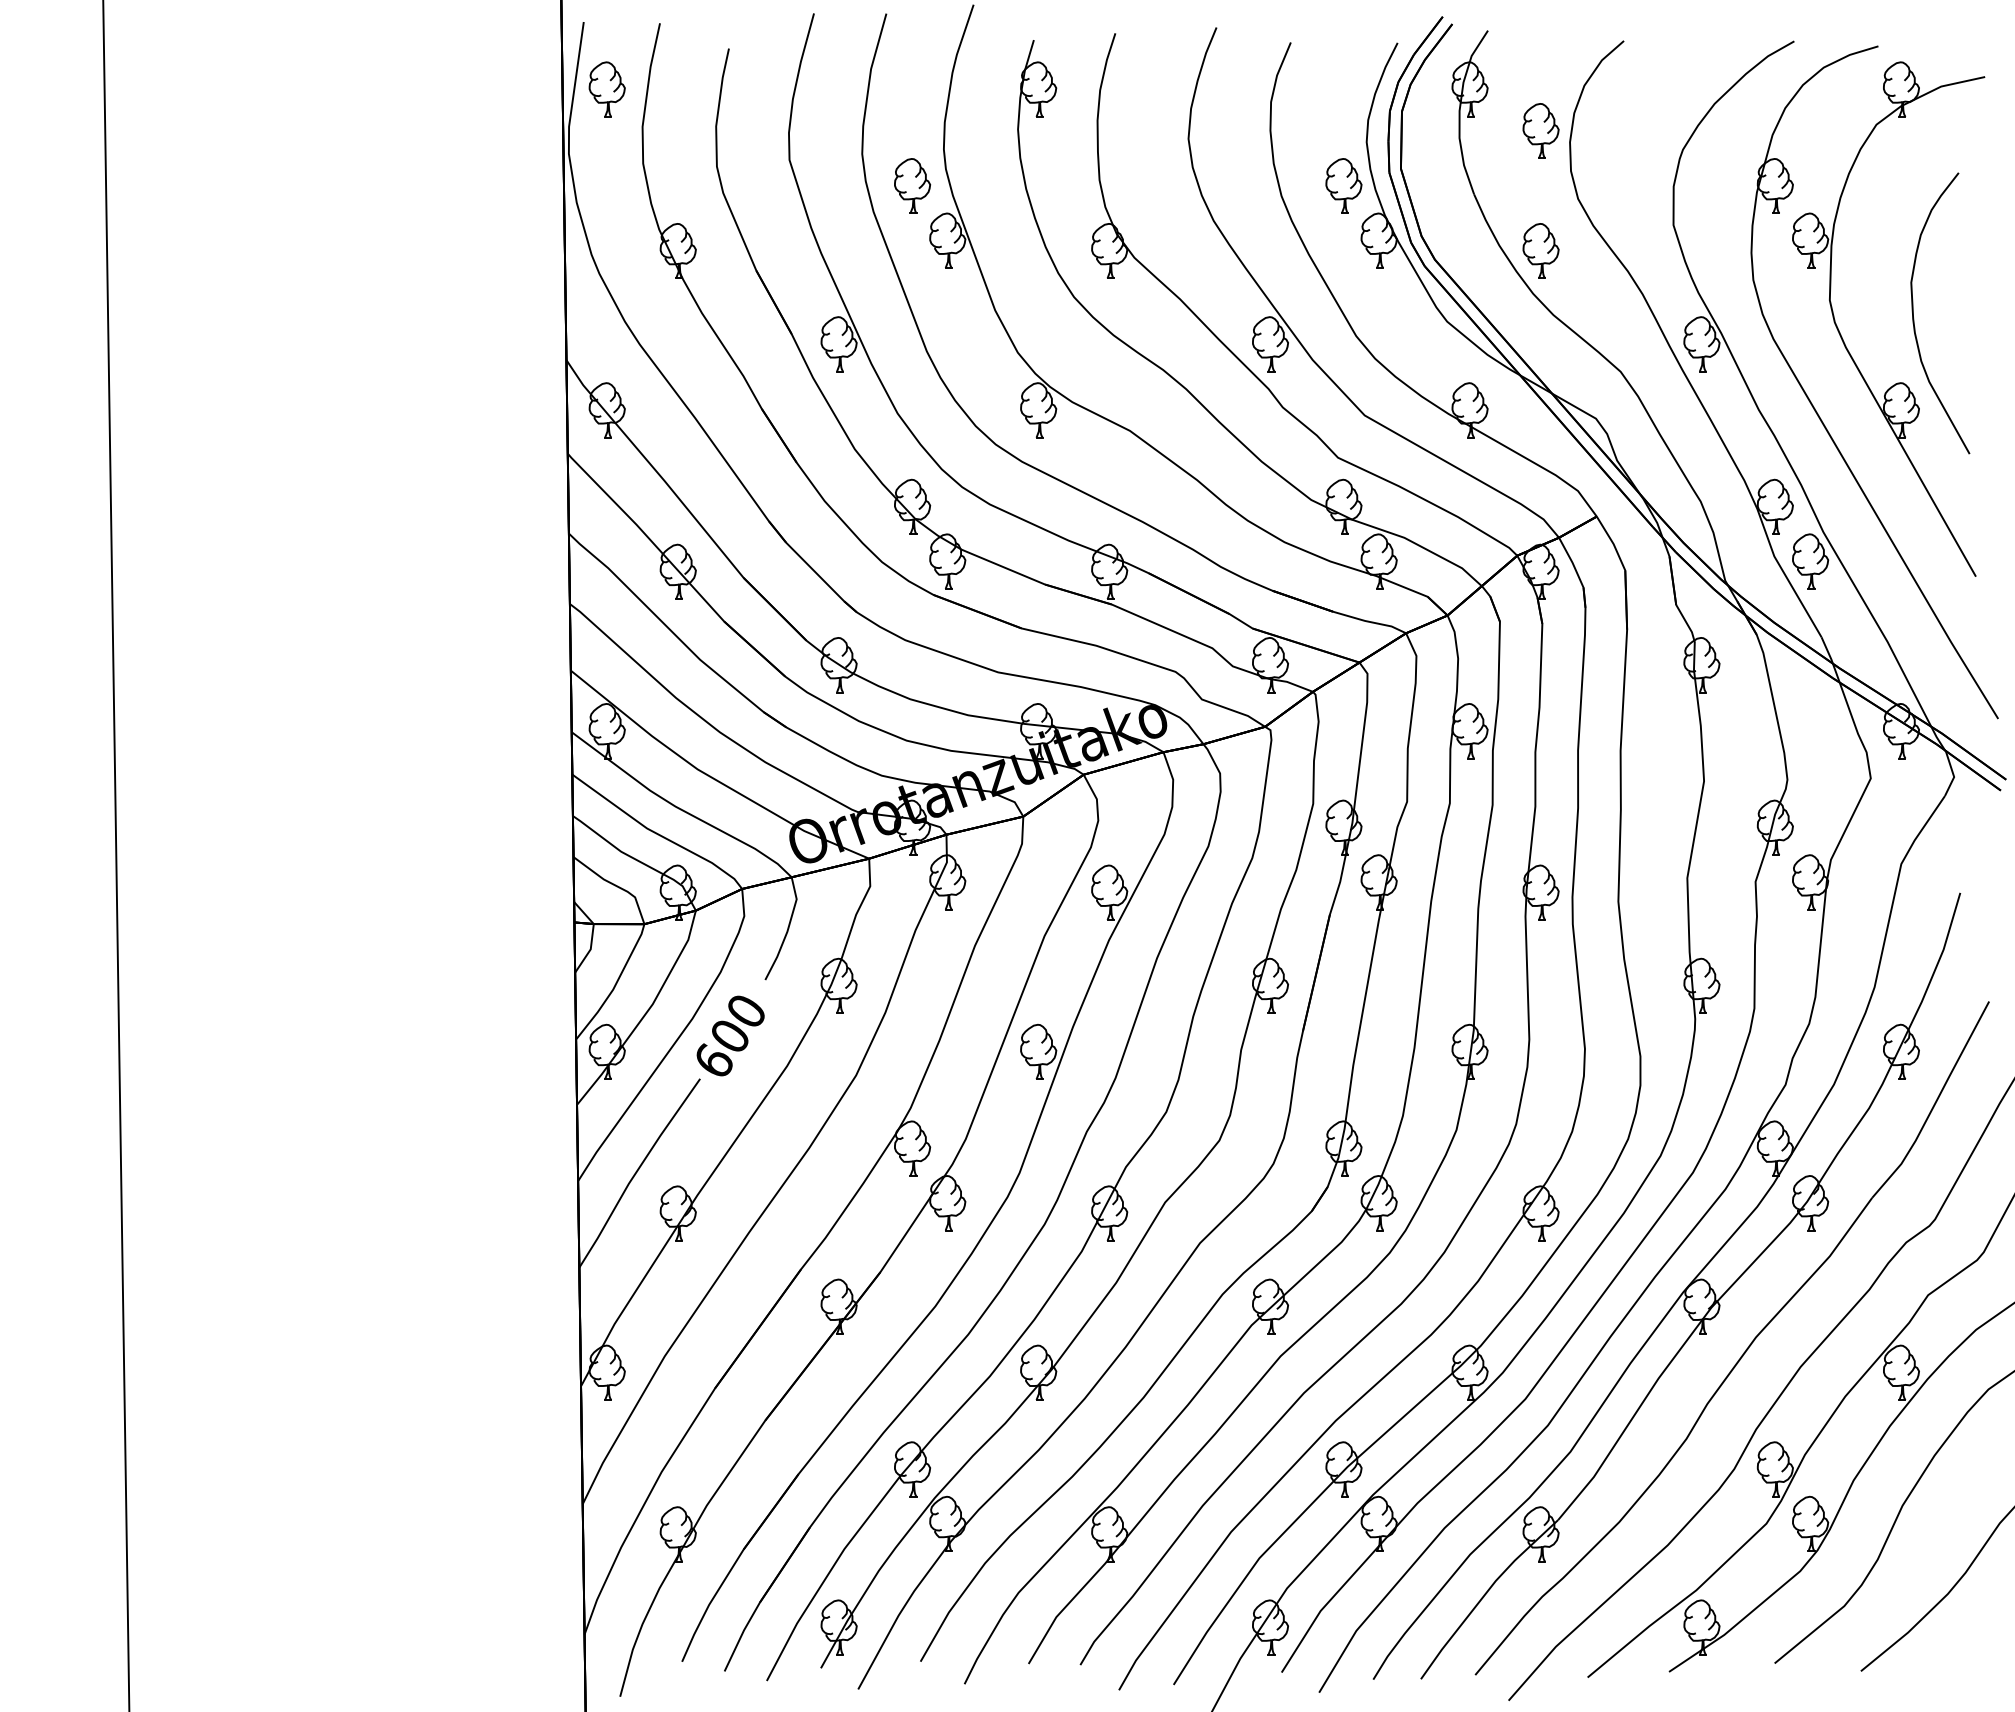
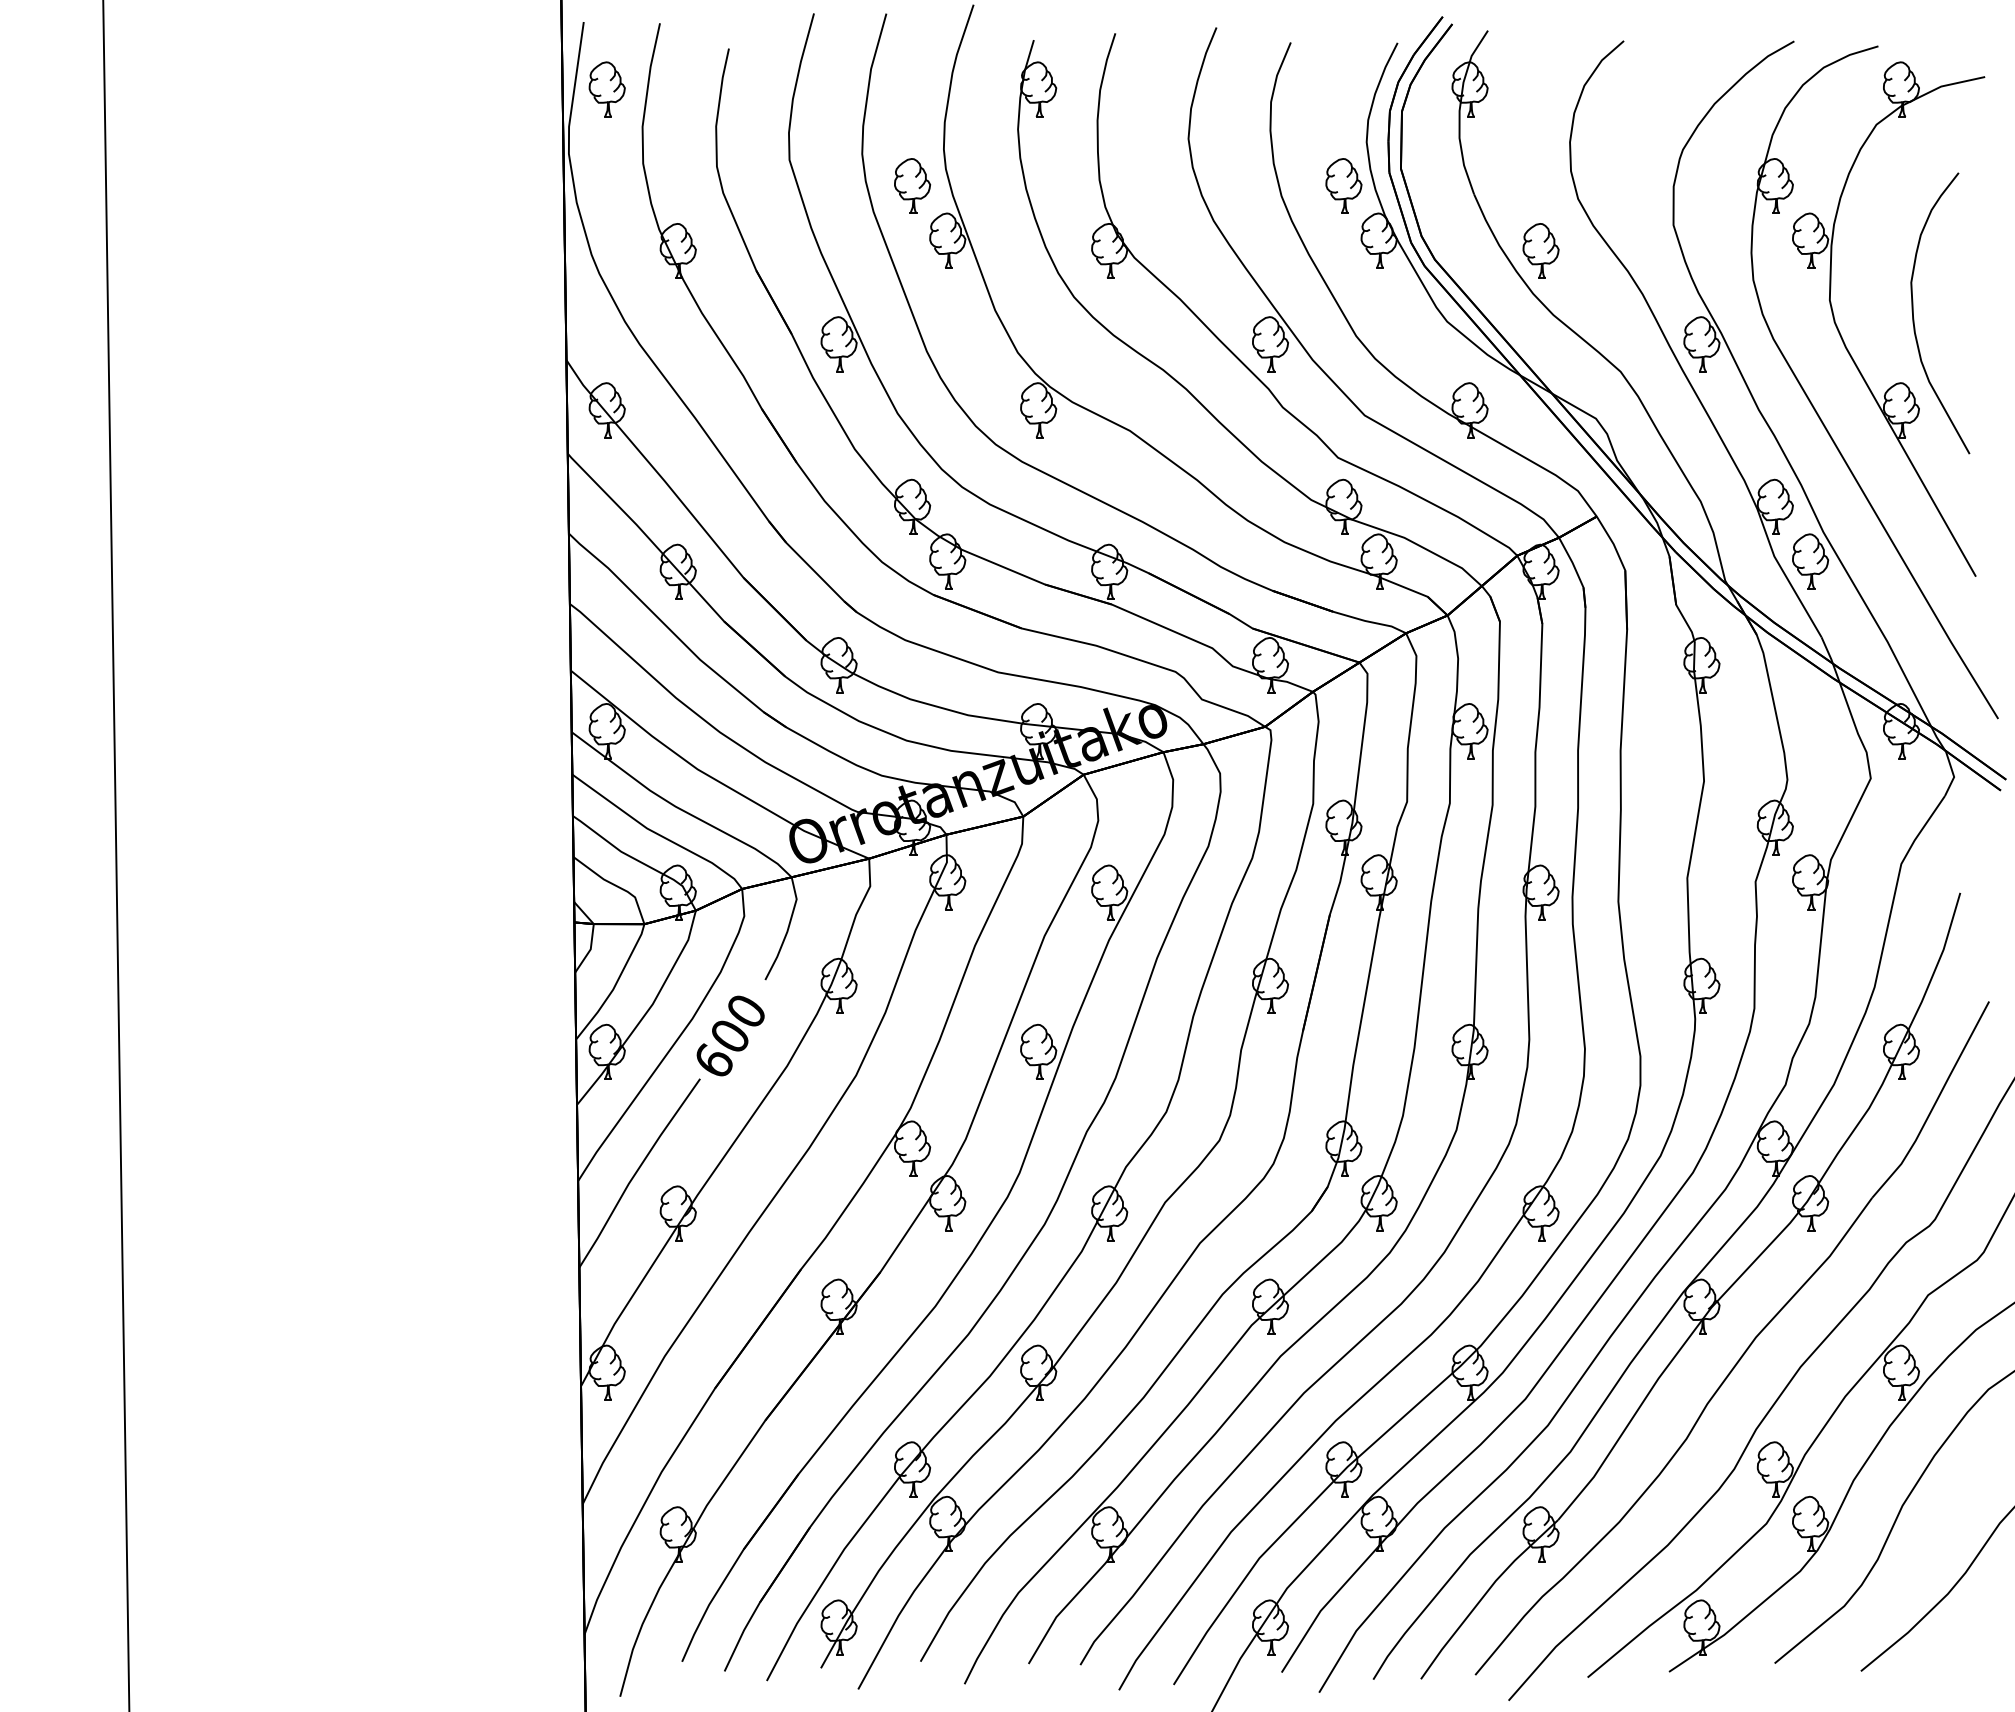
part: present -> none (1540, 130)
